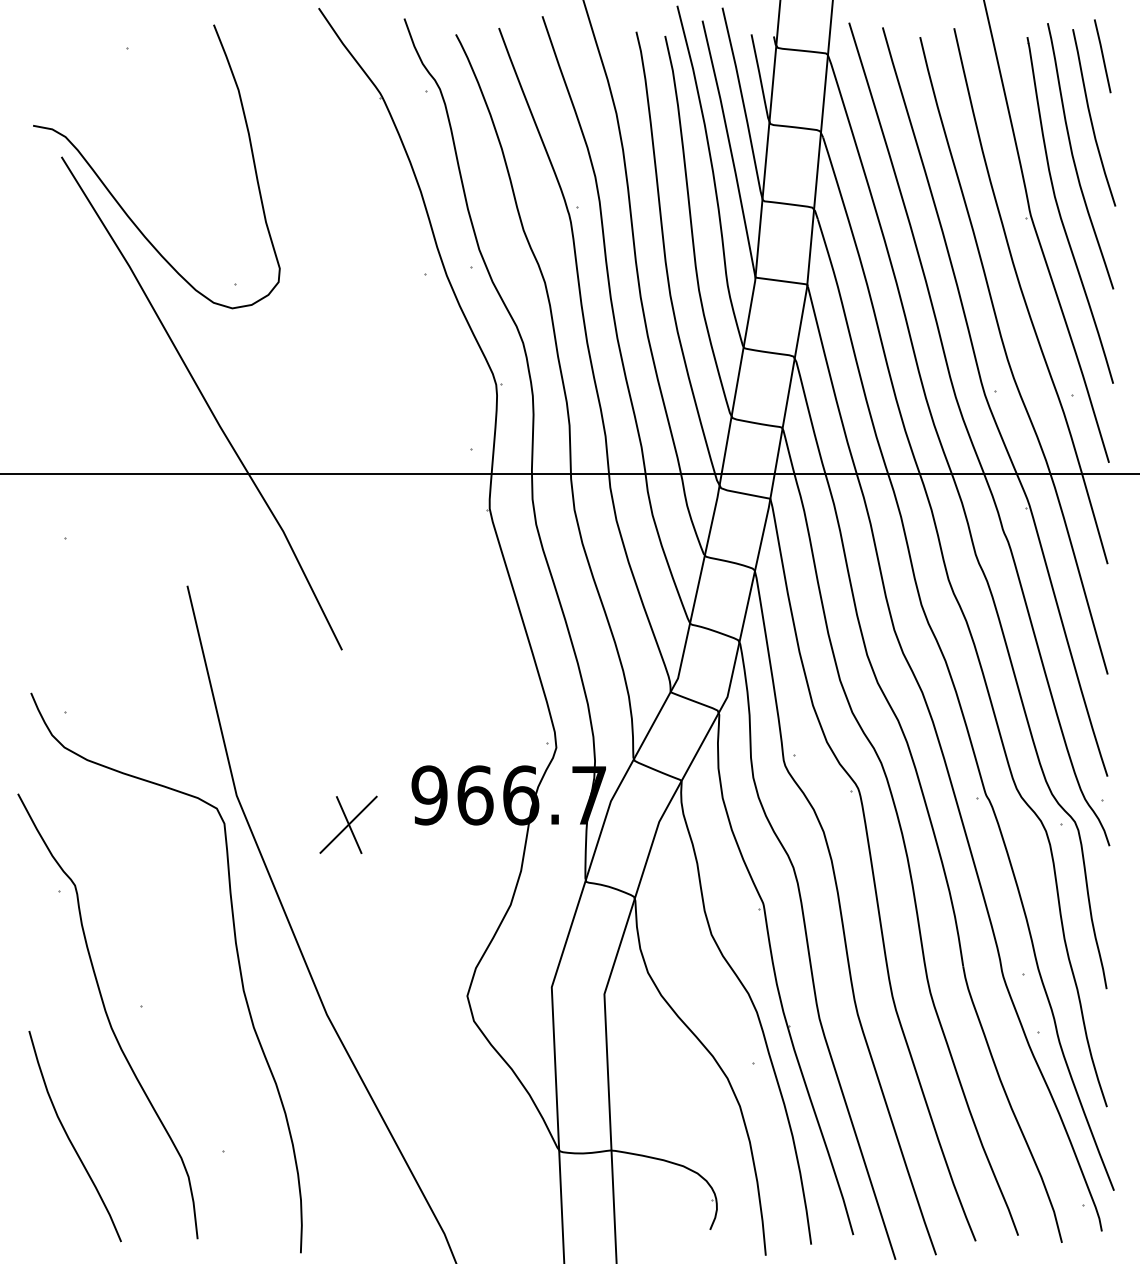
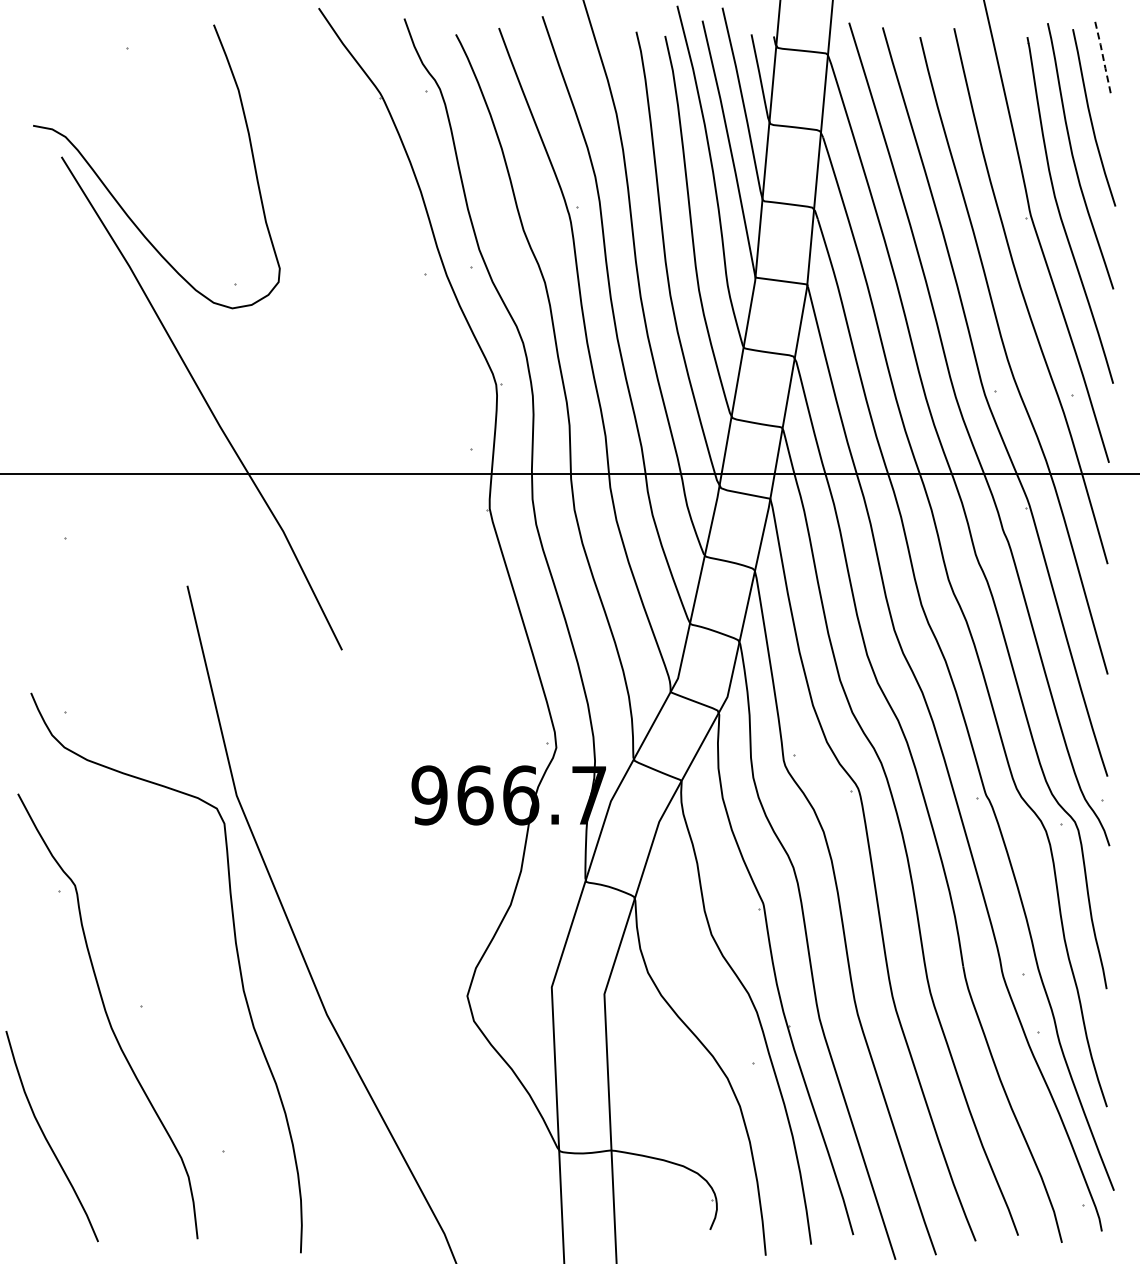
line: solid -> dashed (1102, 56)
part: present -> none (348, 824)
curve position: (70, 1139) -> (47, 1139) (47, 1139)
